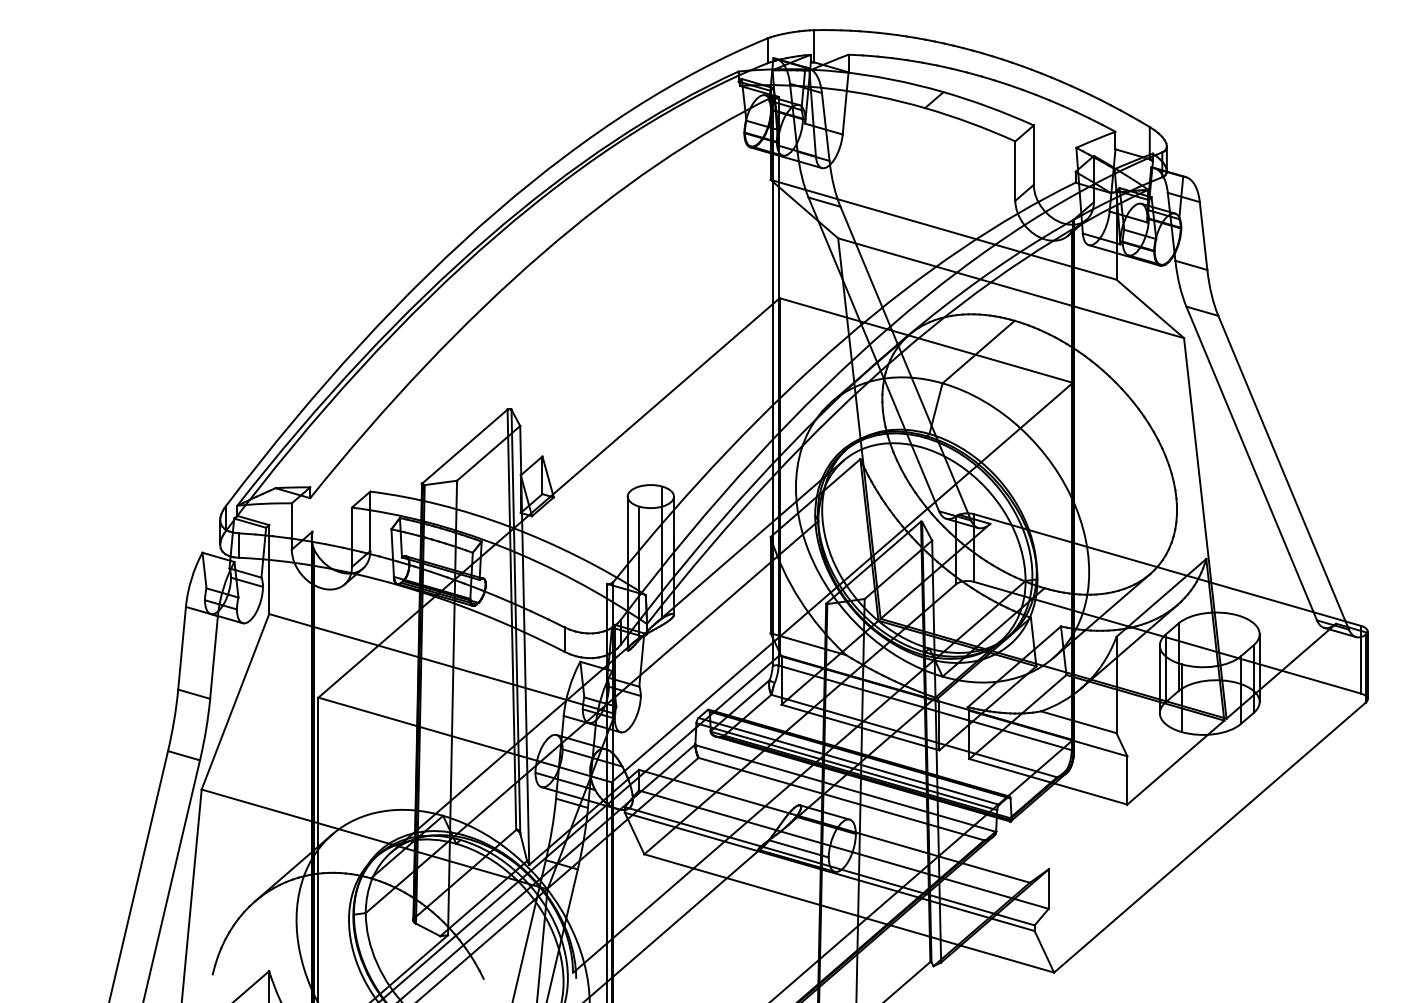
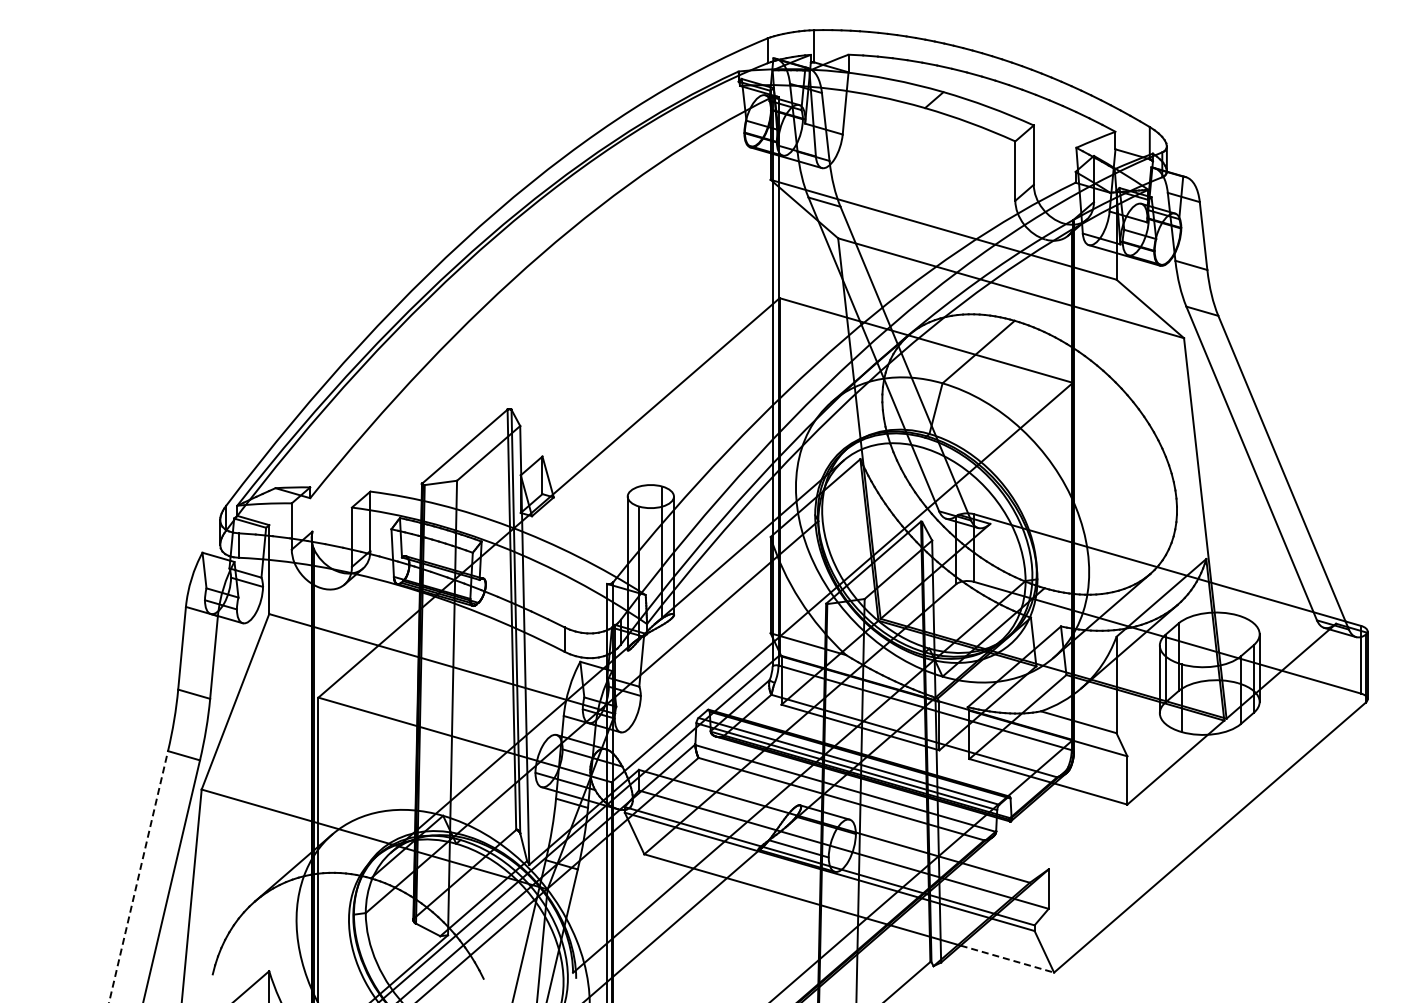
line: solid -> dashed (138, 876)
line: solid -> dashed (1007, 959)
